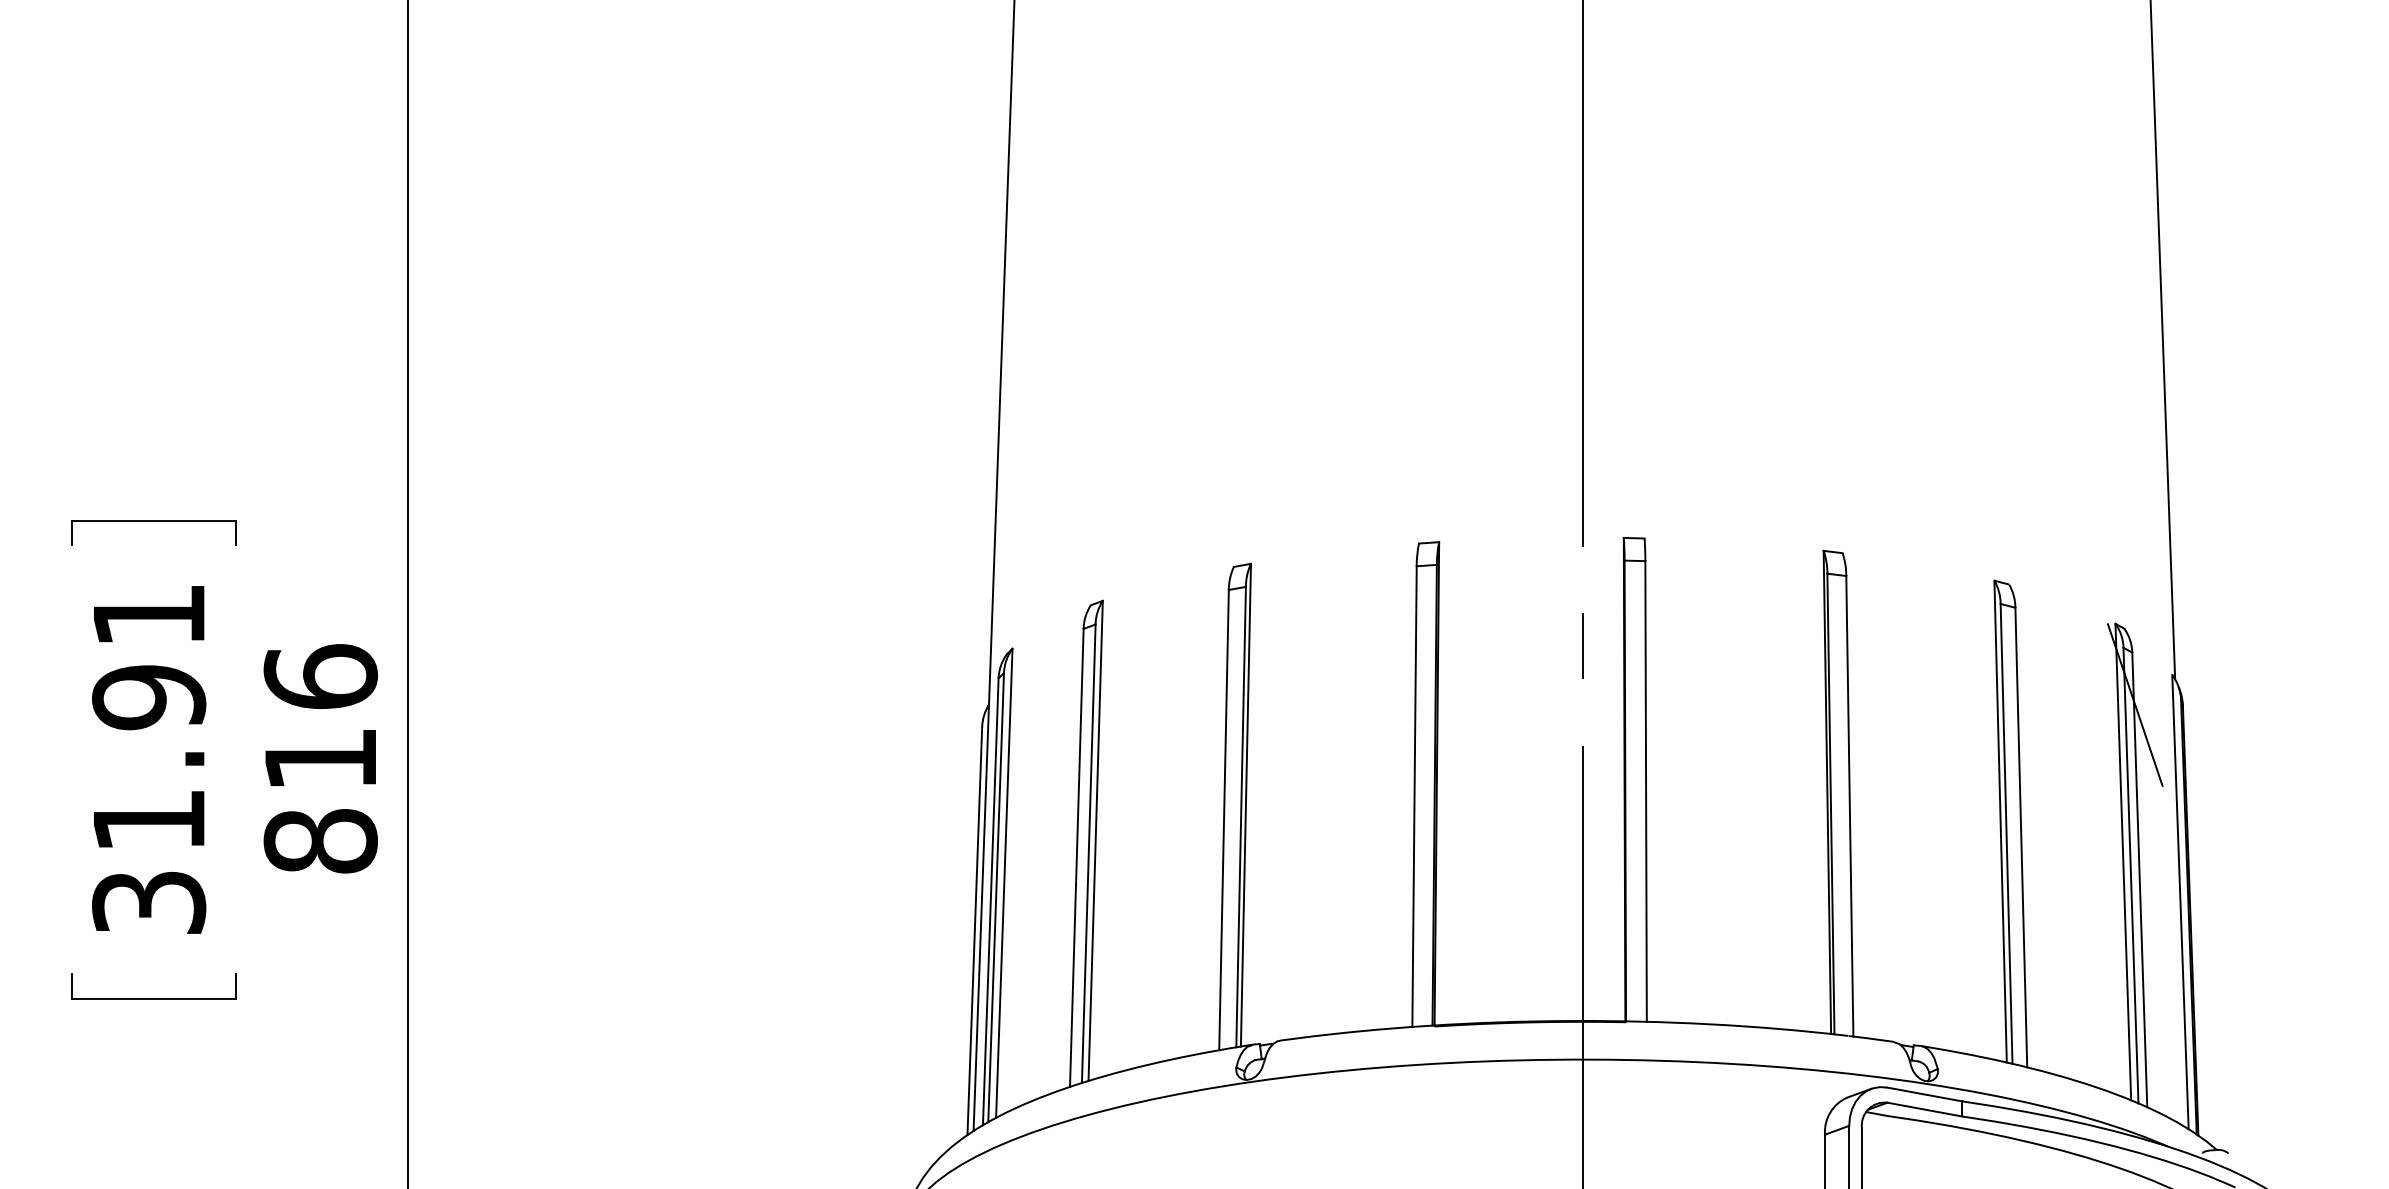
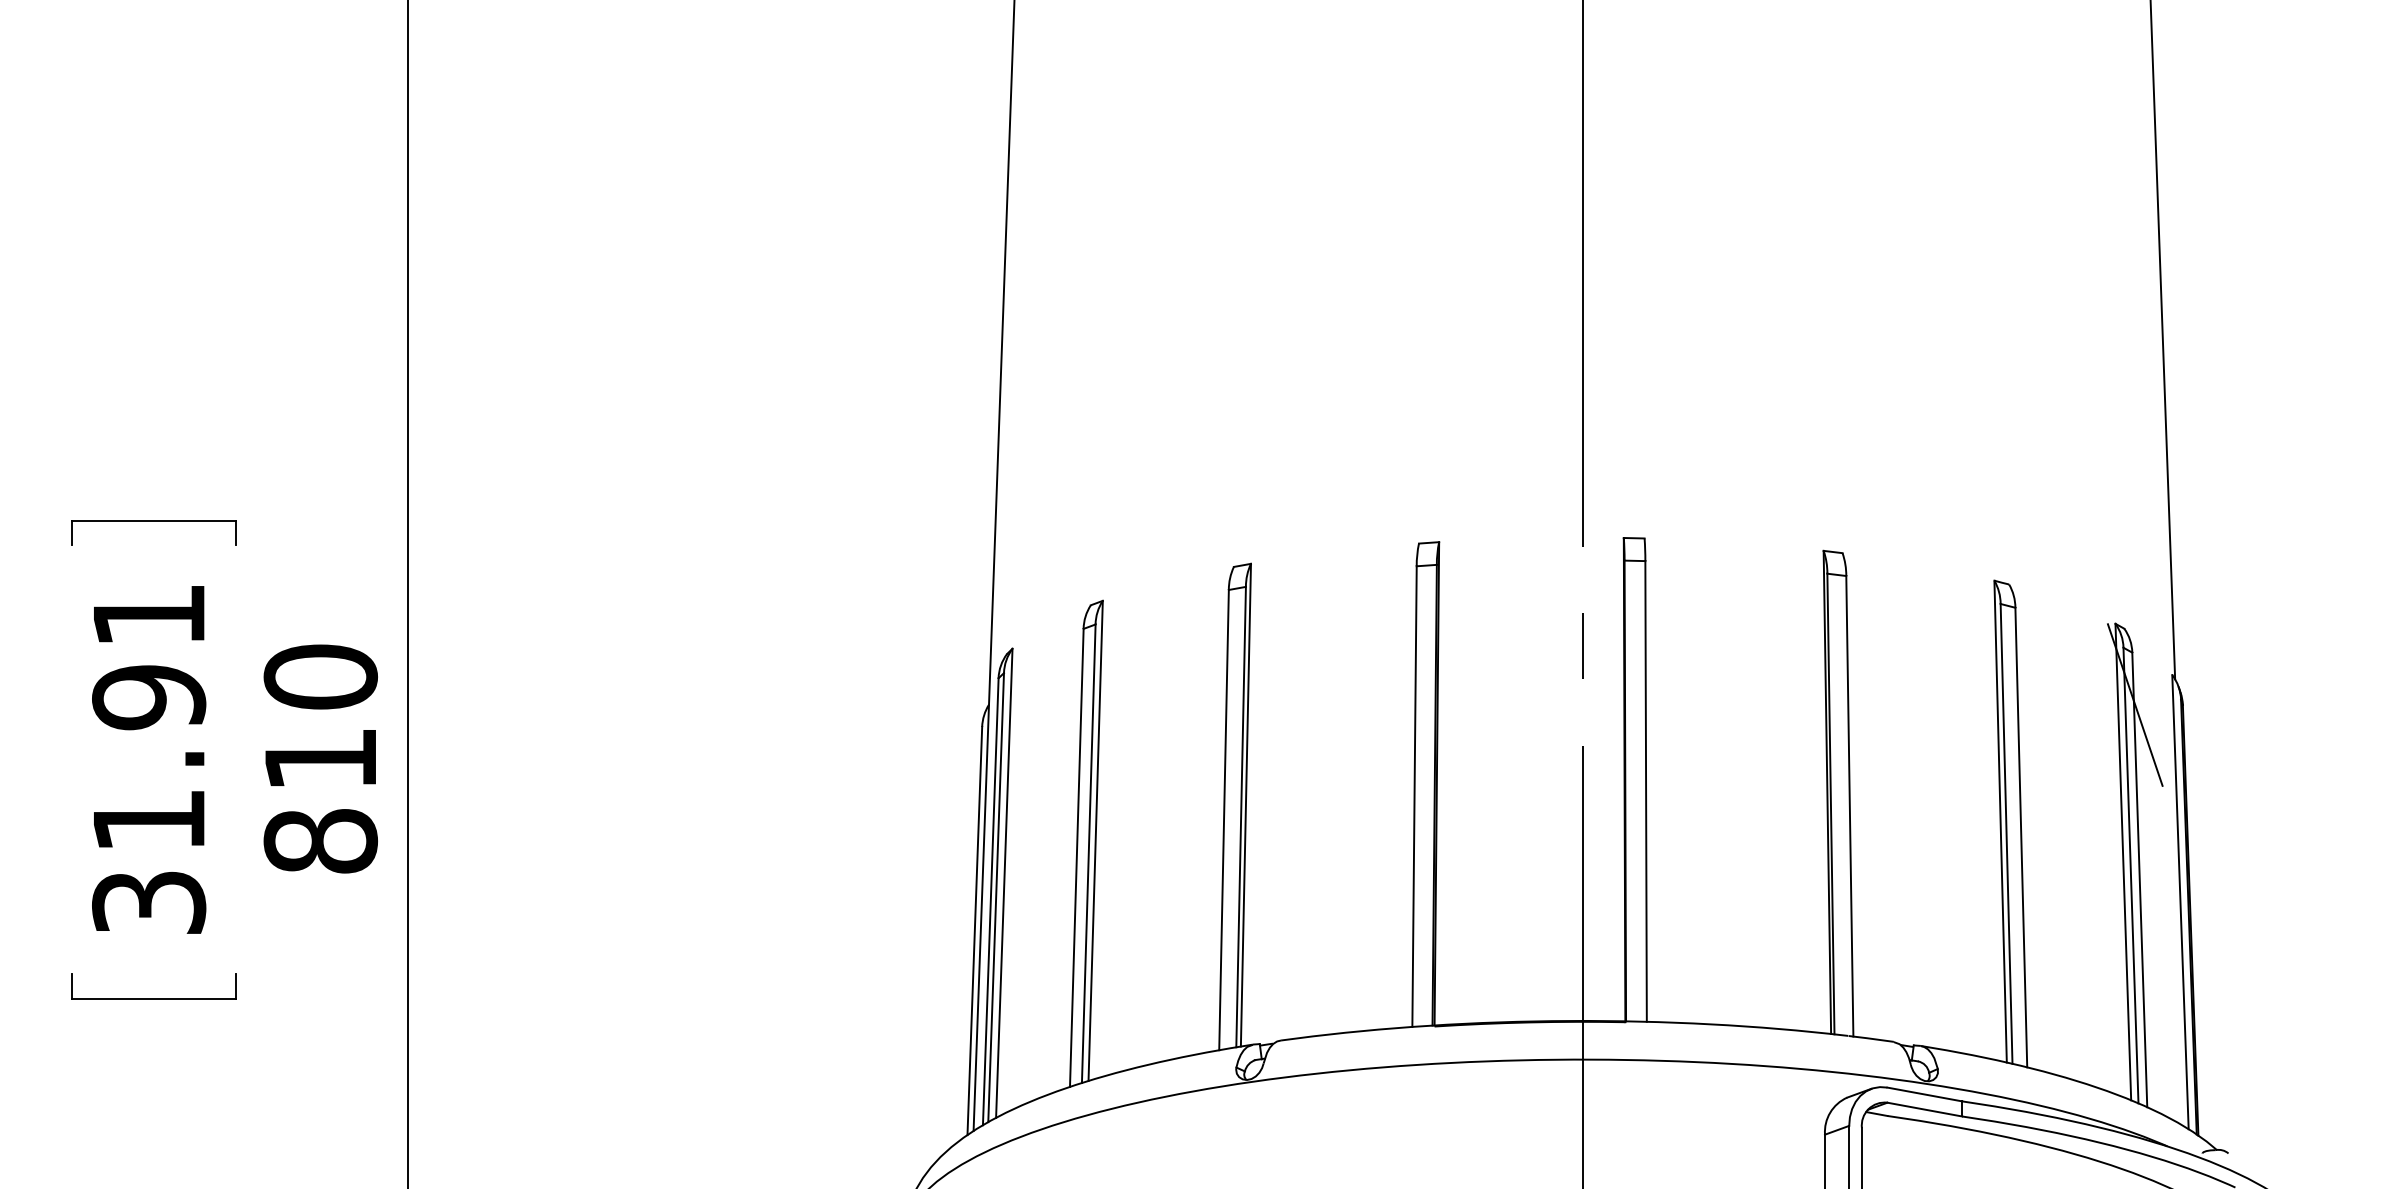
text: 816 -> 810 (320, 676)
